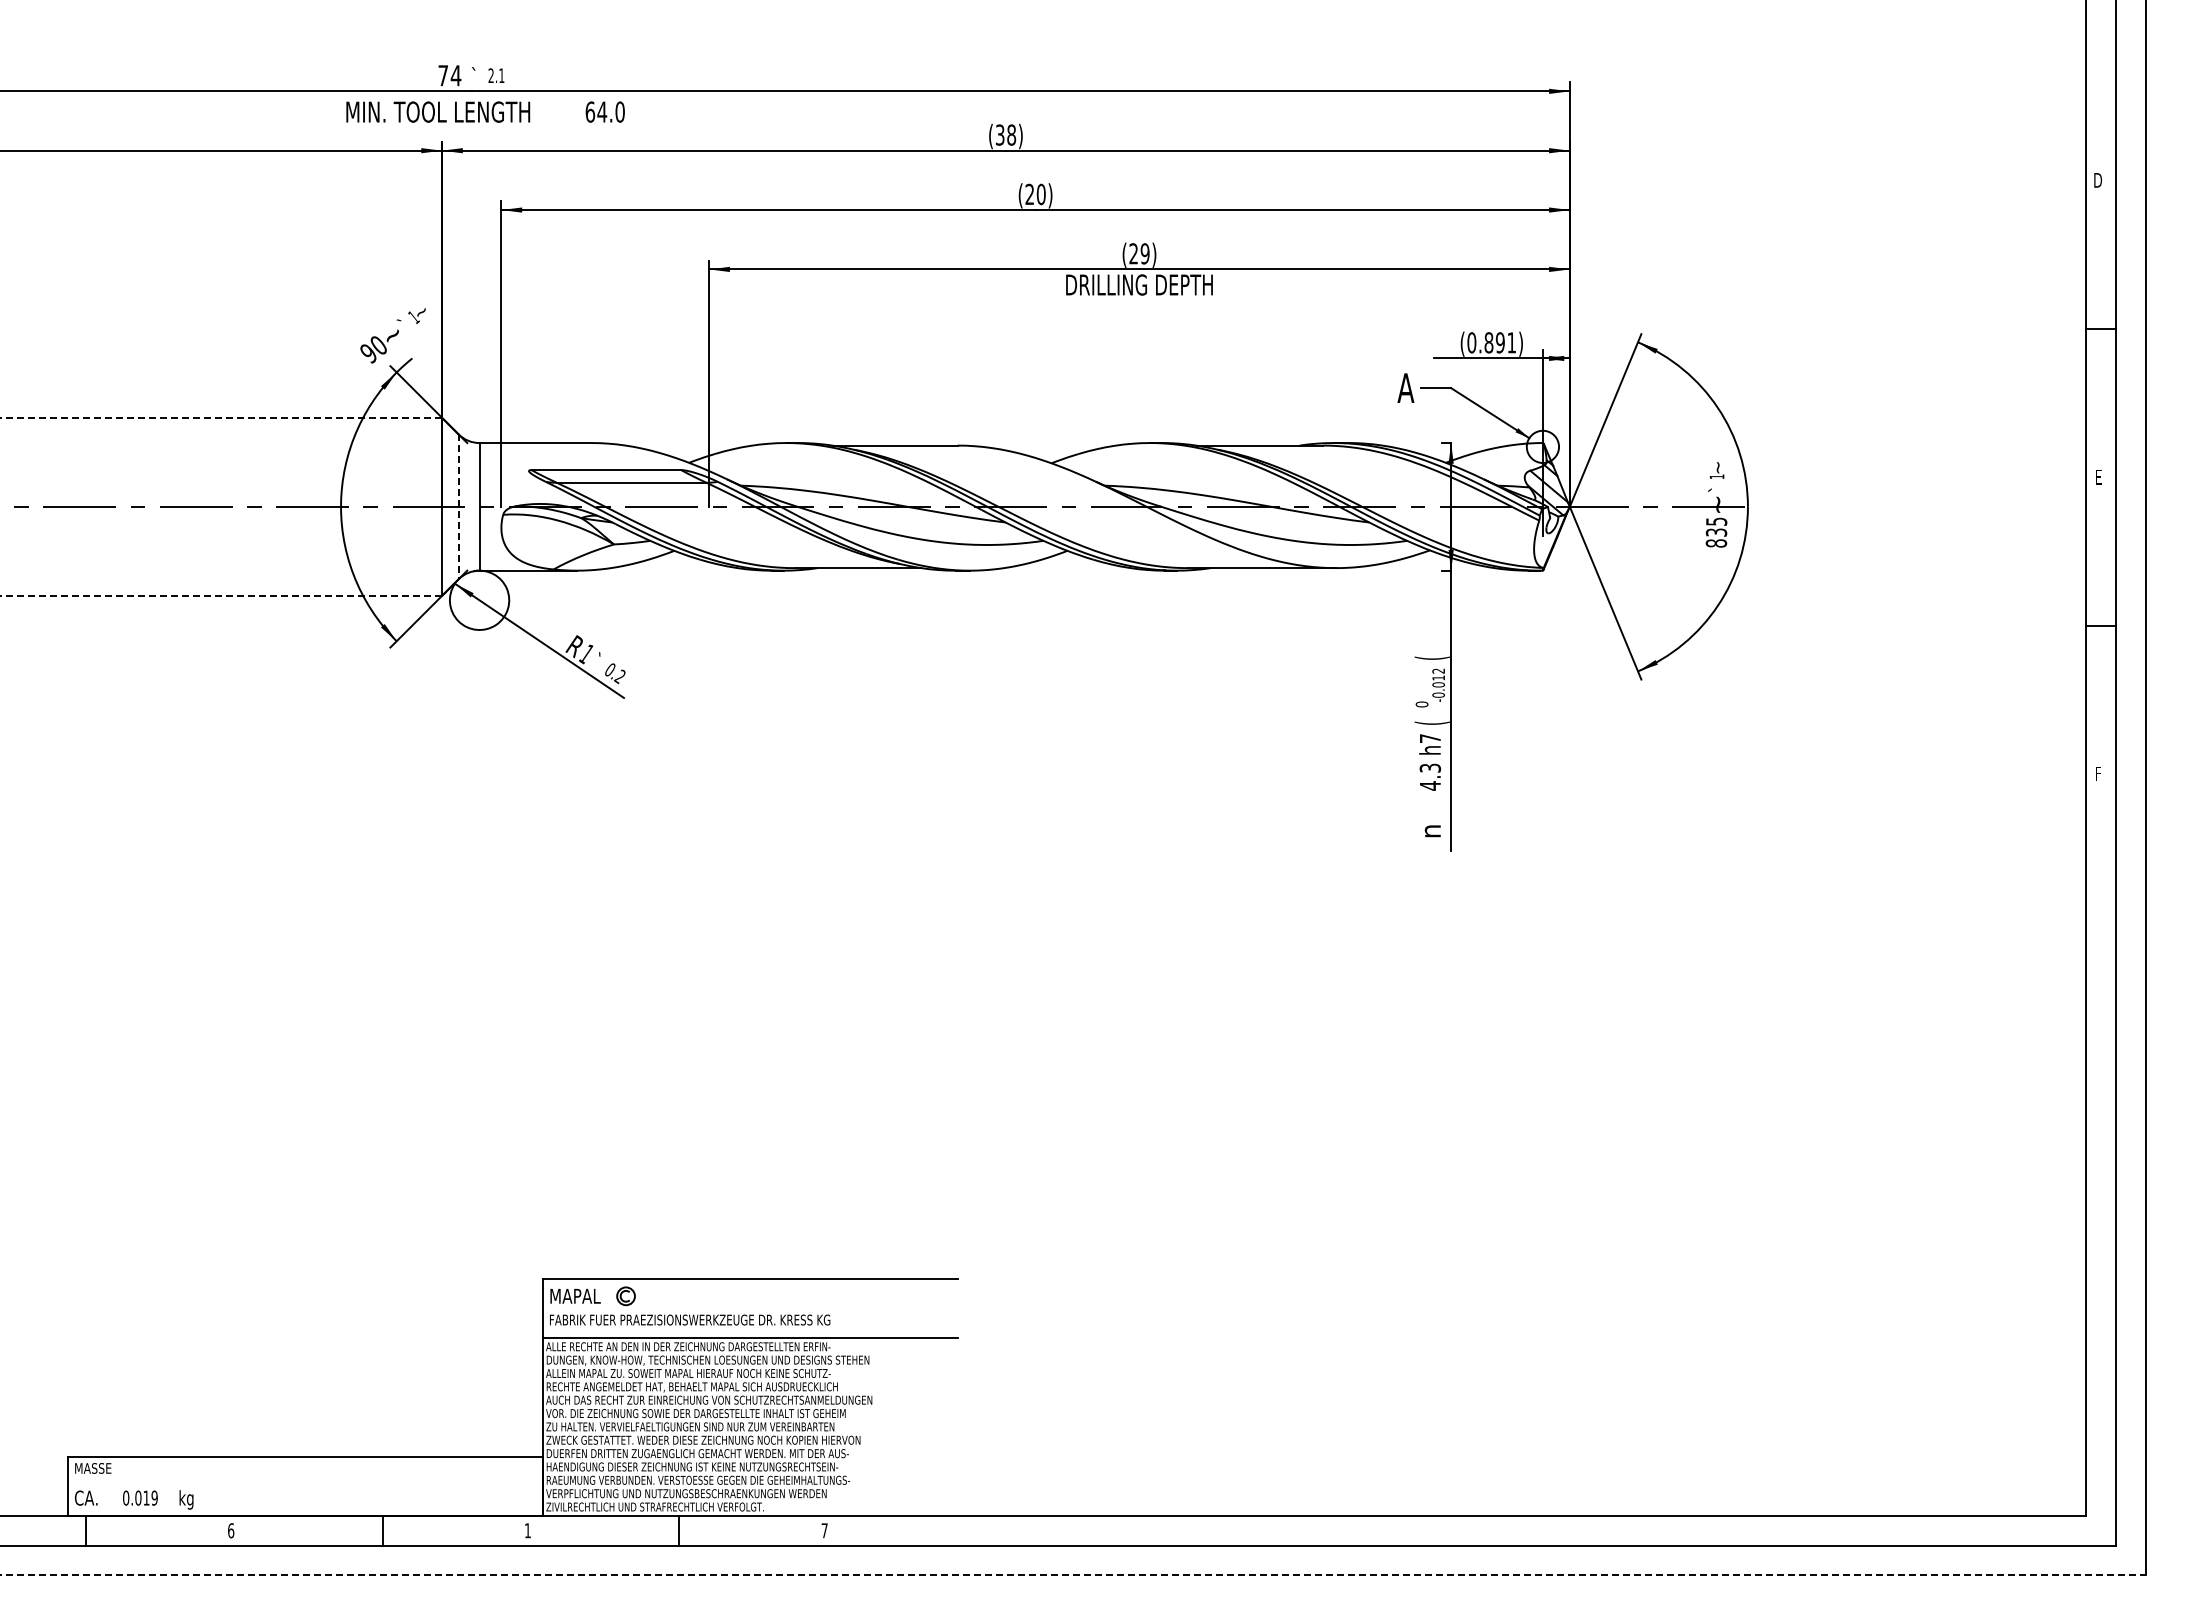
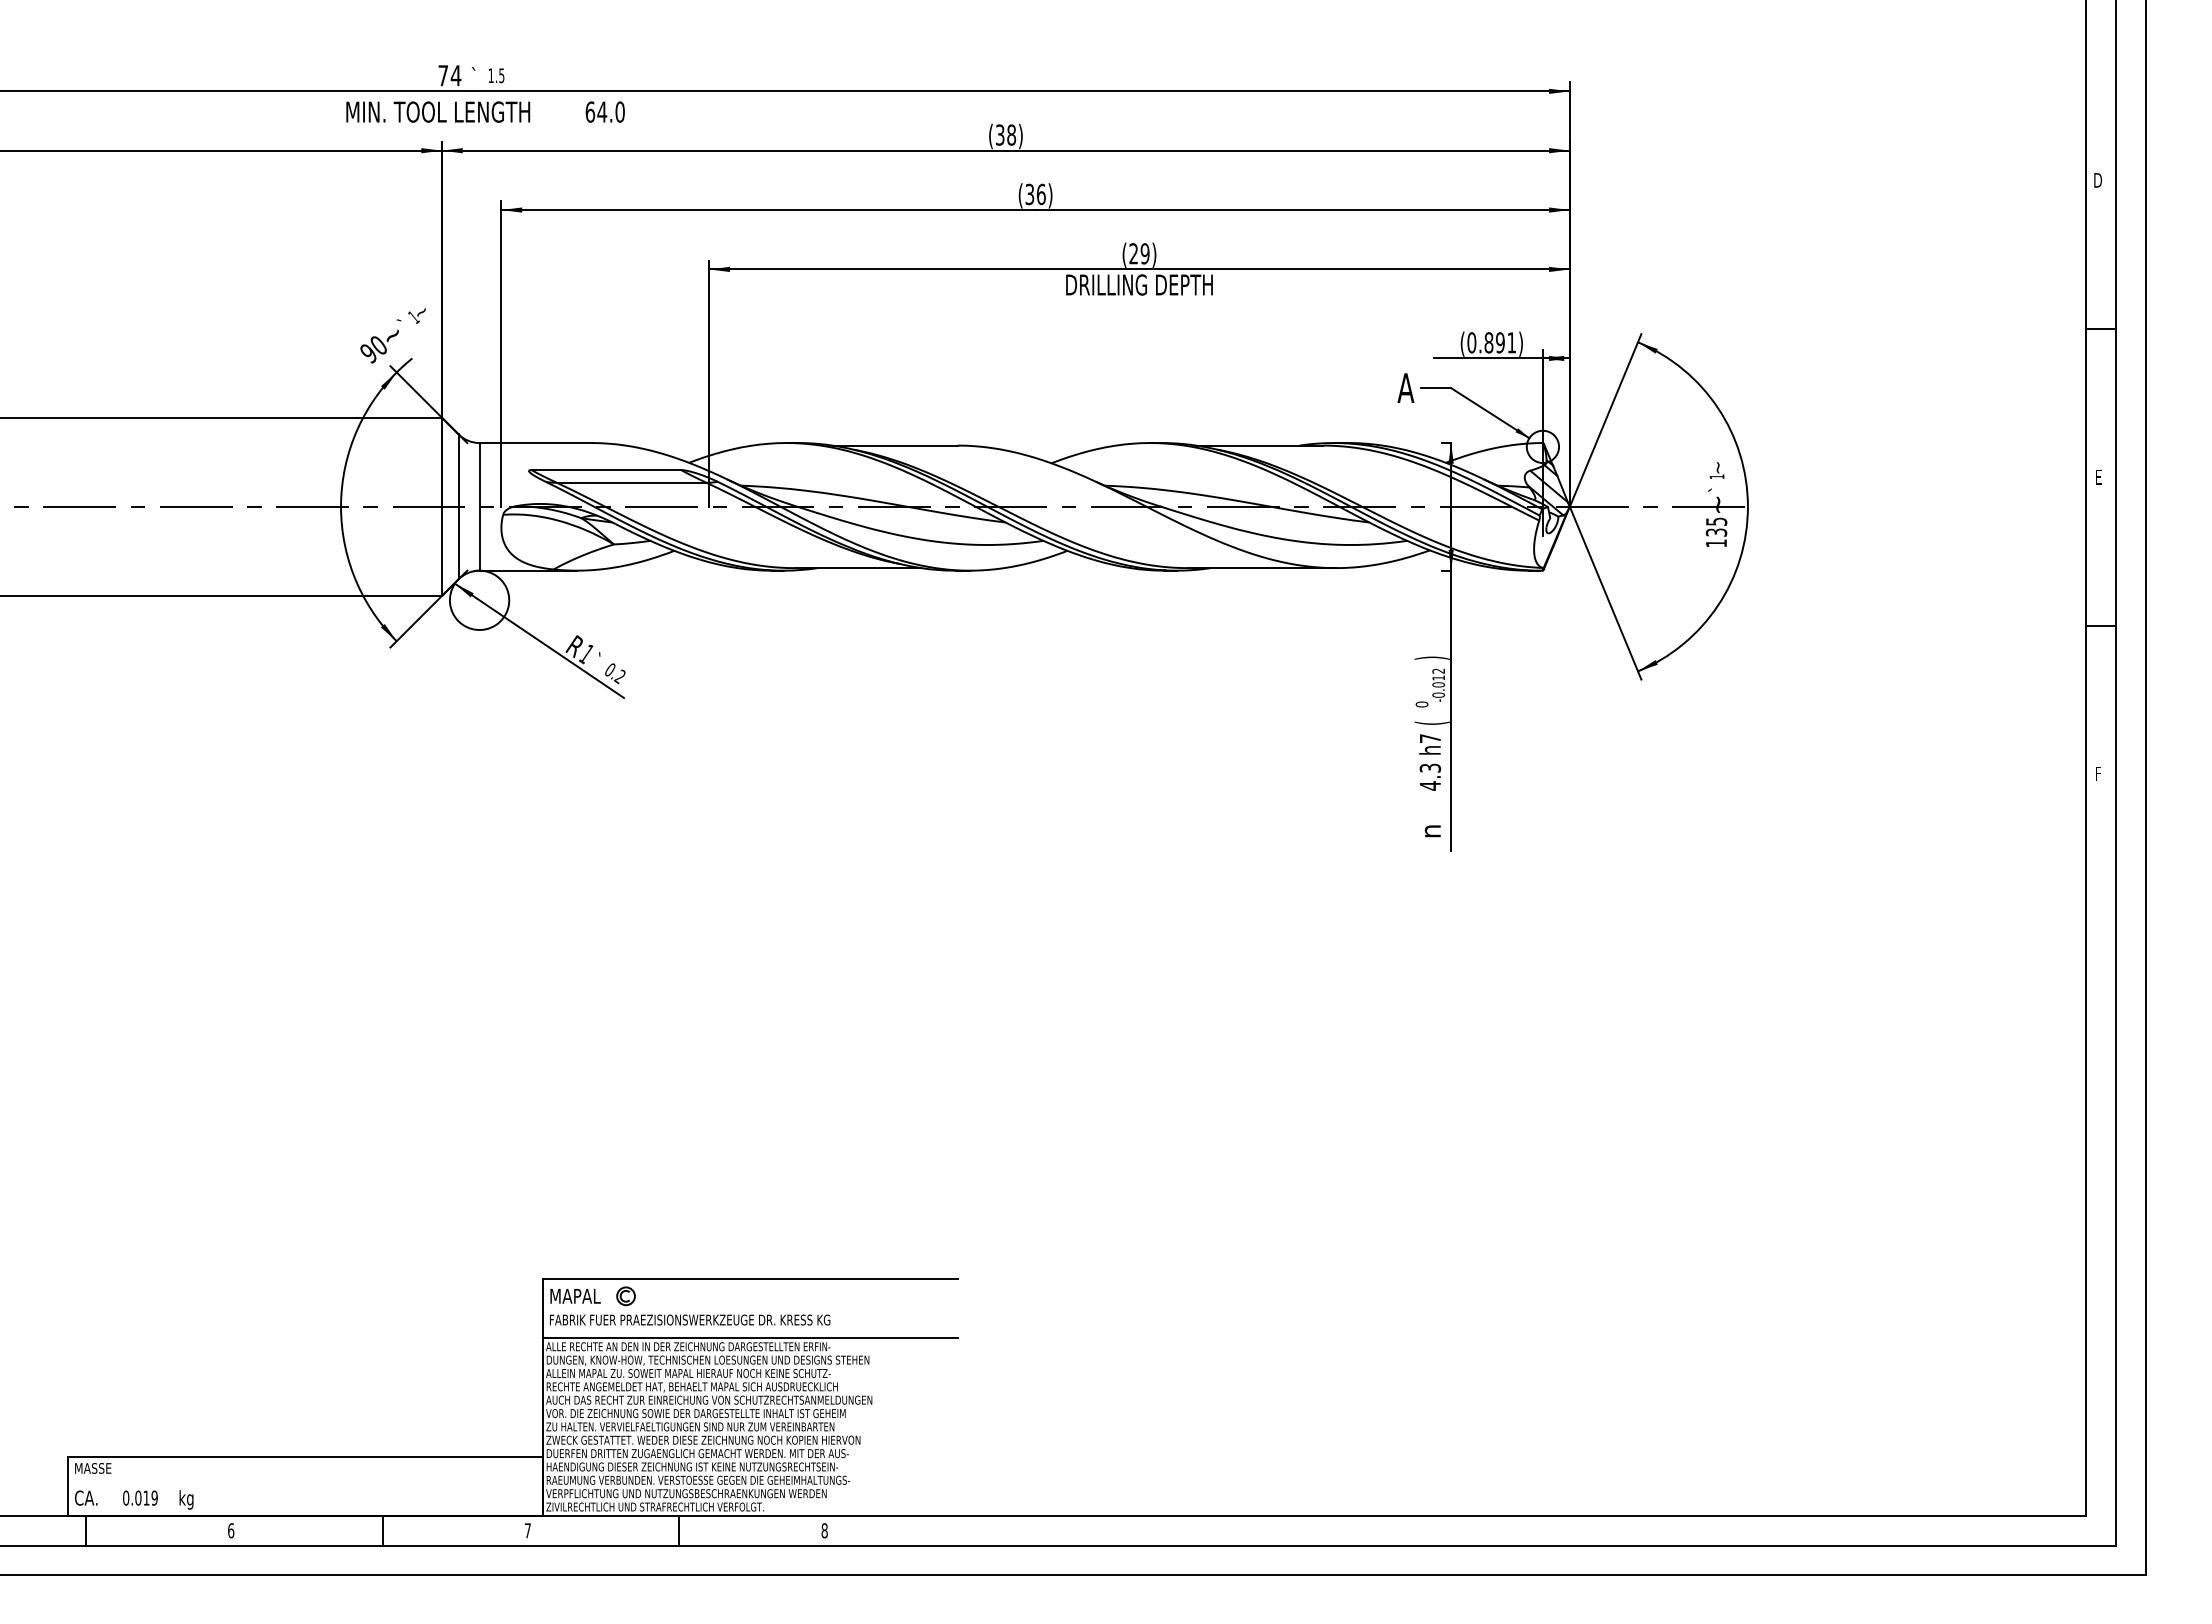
text: 2.1 -> 1.5 (496, 75)
text: (20) -> (36) (1035, 194)
line: dashed -> solid (221, 417)
line: dashed -> solid (458, 506)
text: 835 -> 135 (1716, 543)
line: dashed -> solid (221, 595)
text: ( -> ) (1431, 657)
text: 1 -> 7 (527, 1530)
text: 7 -> 8 (824, 1530)
line: dashed -> solid (1073, 1575)
